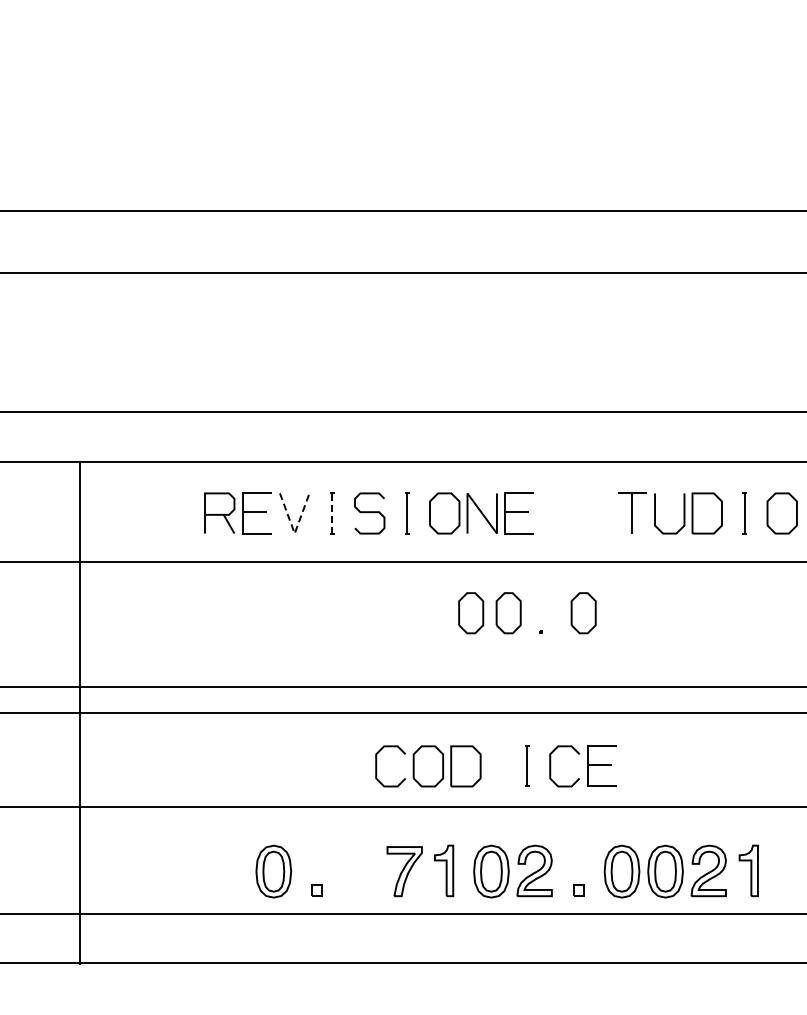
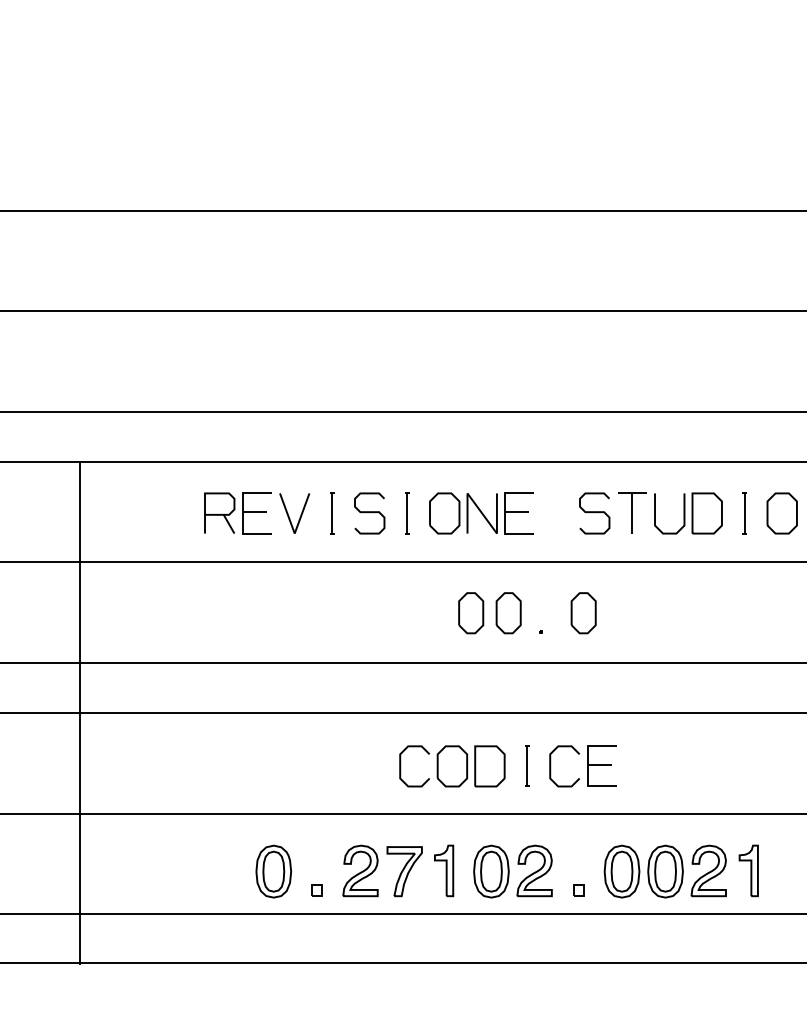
line position: (402, 273) -> (402, 311) (402, 311)
line: dashed -> solid (332, 513)
curve: none -> present (594, 513)
line: dashed -> solid (294, 533)
line position: (402, 686) -> (402, 662) (402, 662)
part position: (428, 766) -> (452, 766) (452, 766)
line position: (402, 806) -> (402, 813) (402, 813)
part: none -> present (360, 870)
